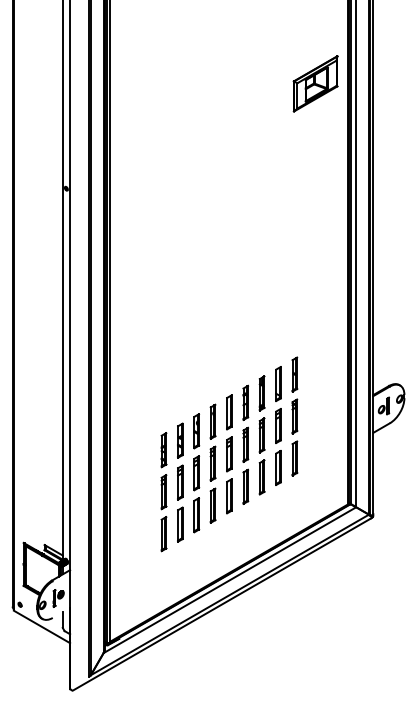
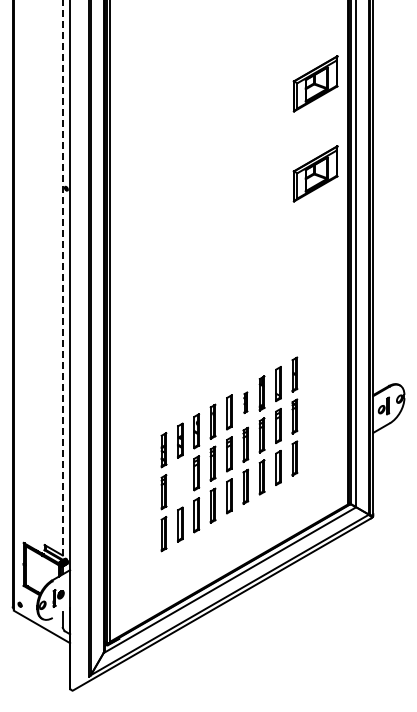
part: none -> present (315, 173)
line: solid -> dashed (62, 280)
part size: 8x37 px -> 6x23 px (245, 402)
part: present -> none (180, 482)
